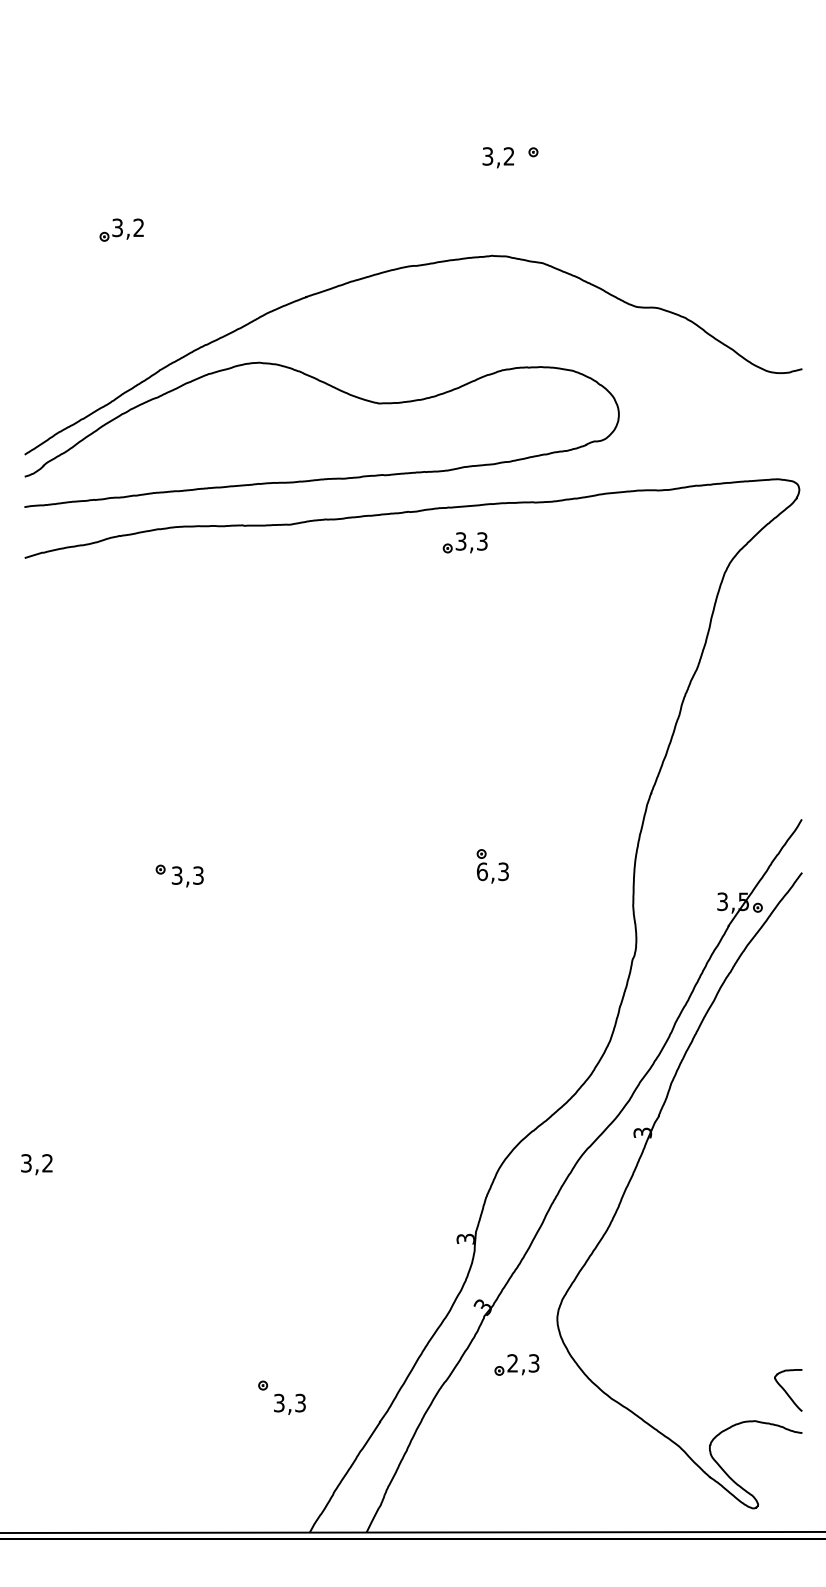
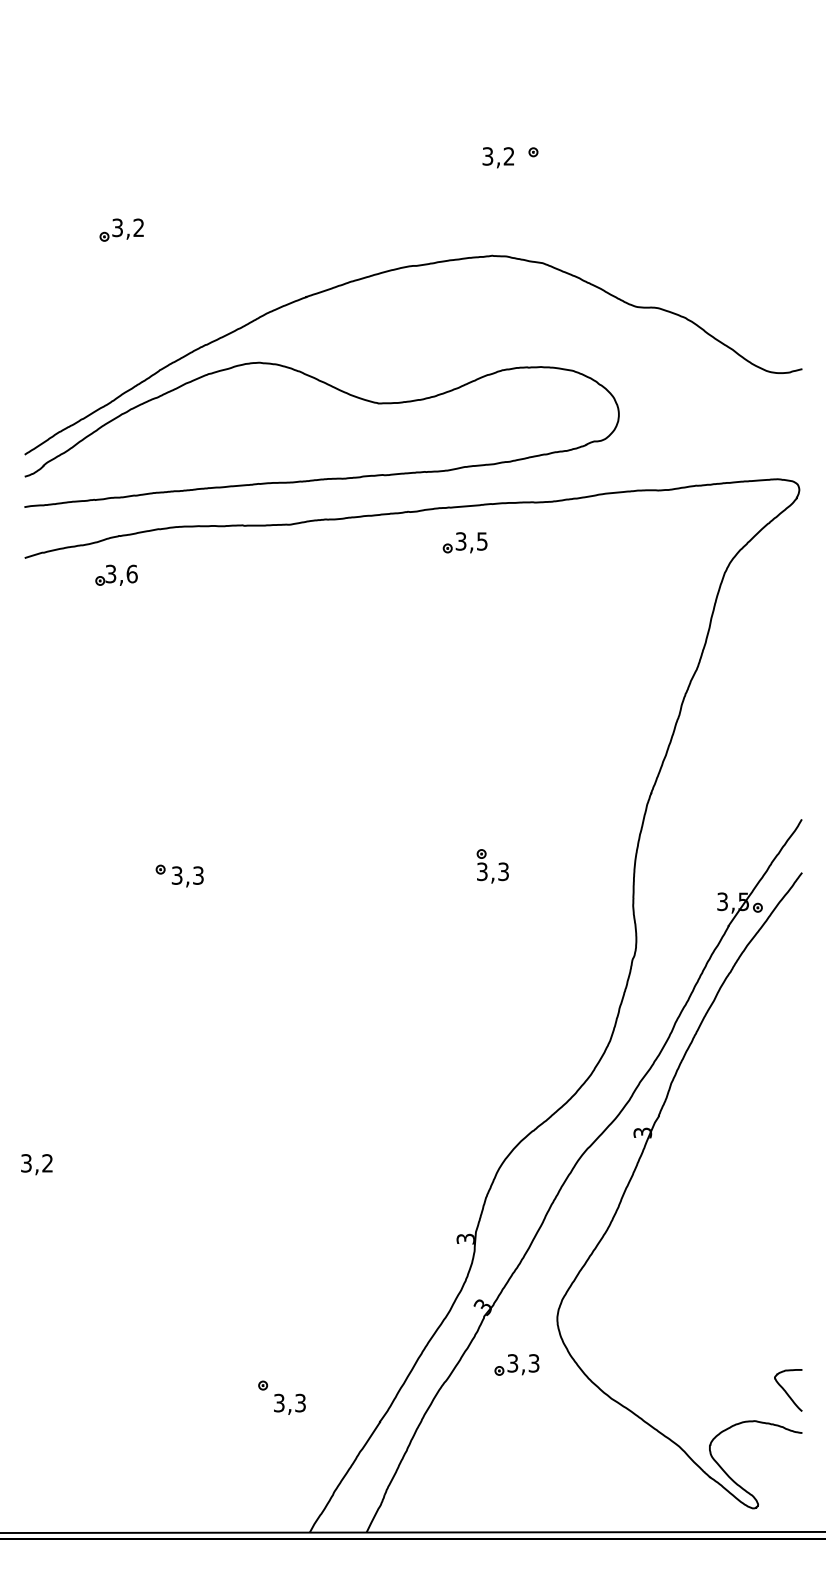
text: 3,3 -> 3,5 (482, 541)
part: none -> present (116, 574)
text: 6,3 -> 3,3 (481, 871)
text: 2,3 -> 3,3 (512, 1363)
